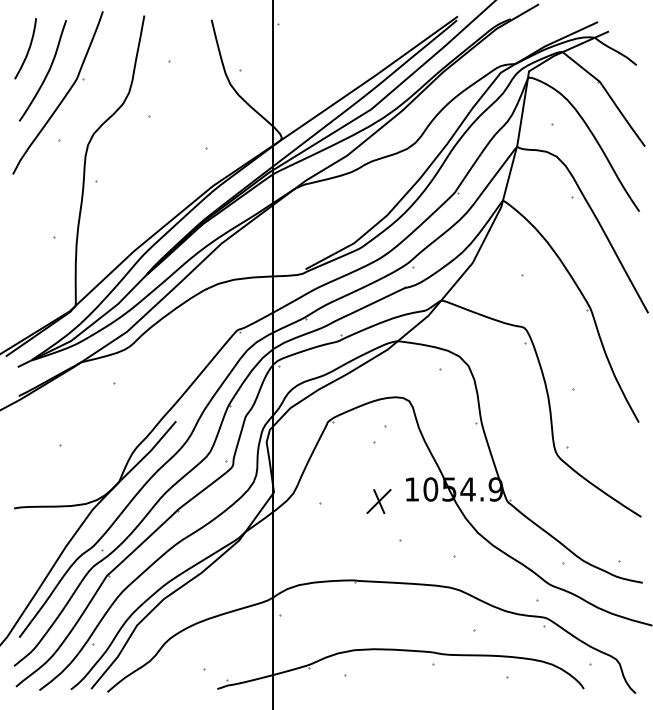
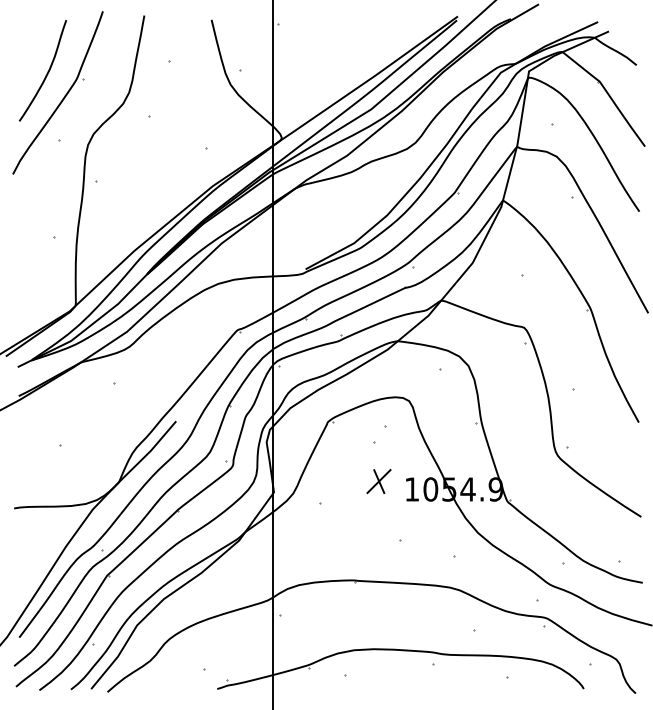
curve: present -> none (27, 50)
part position: (378, 501) -> (378, 481) (378, 481)
